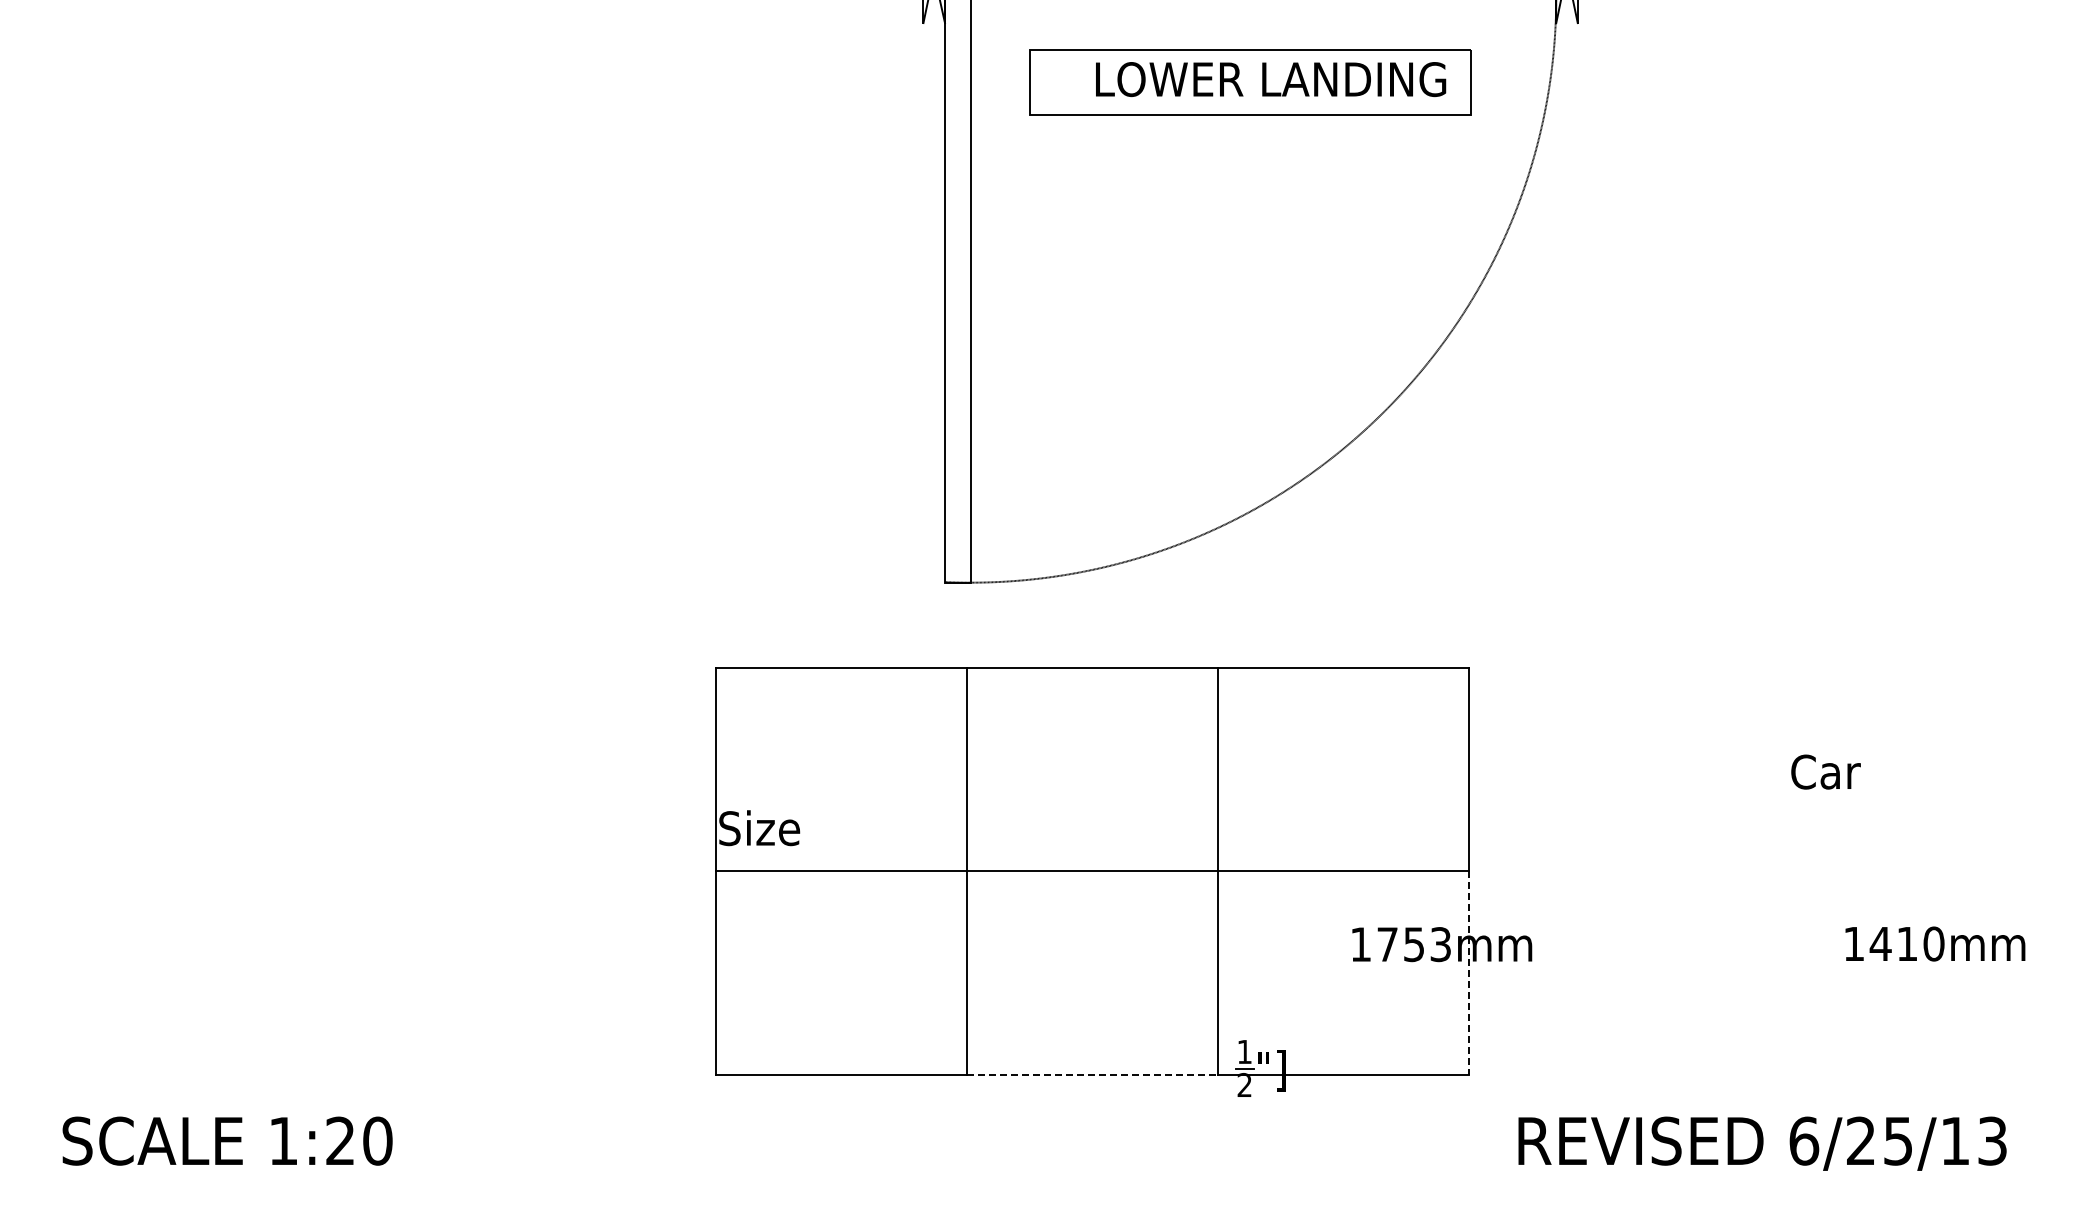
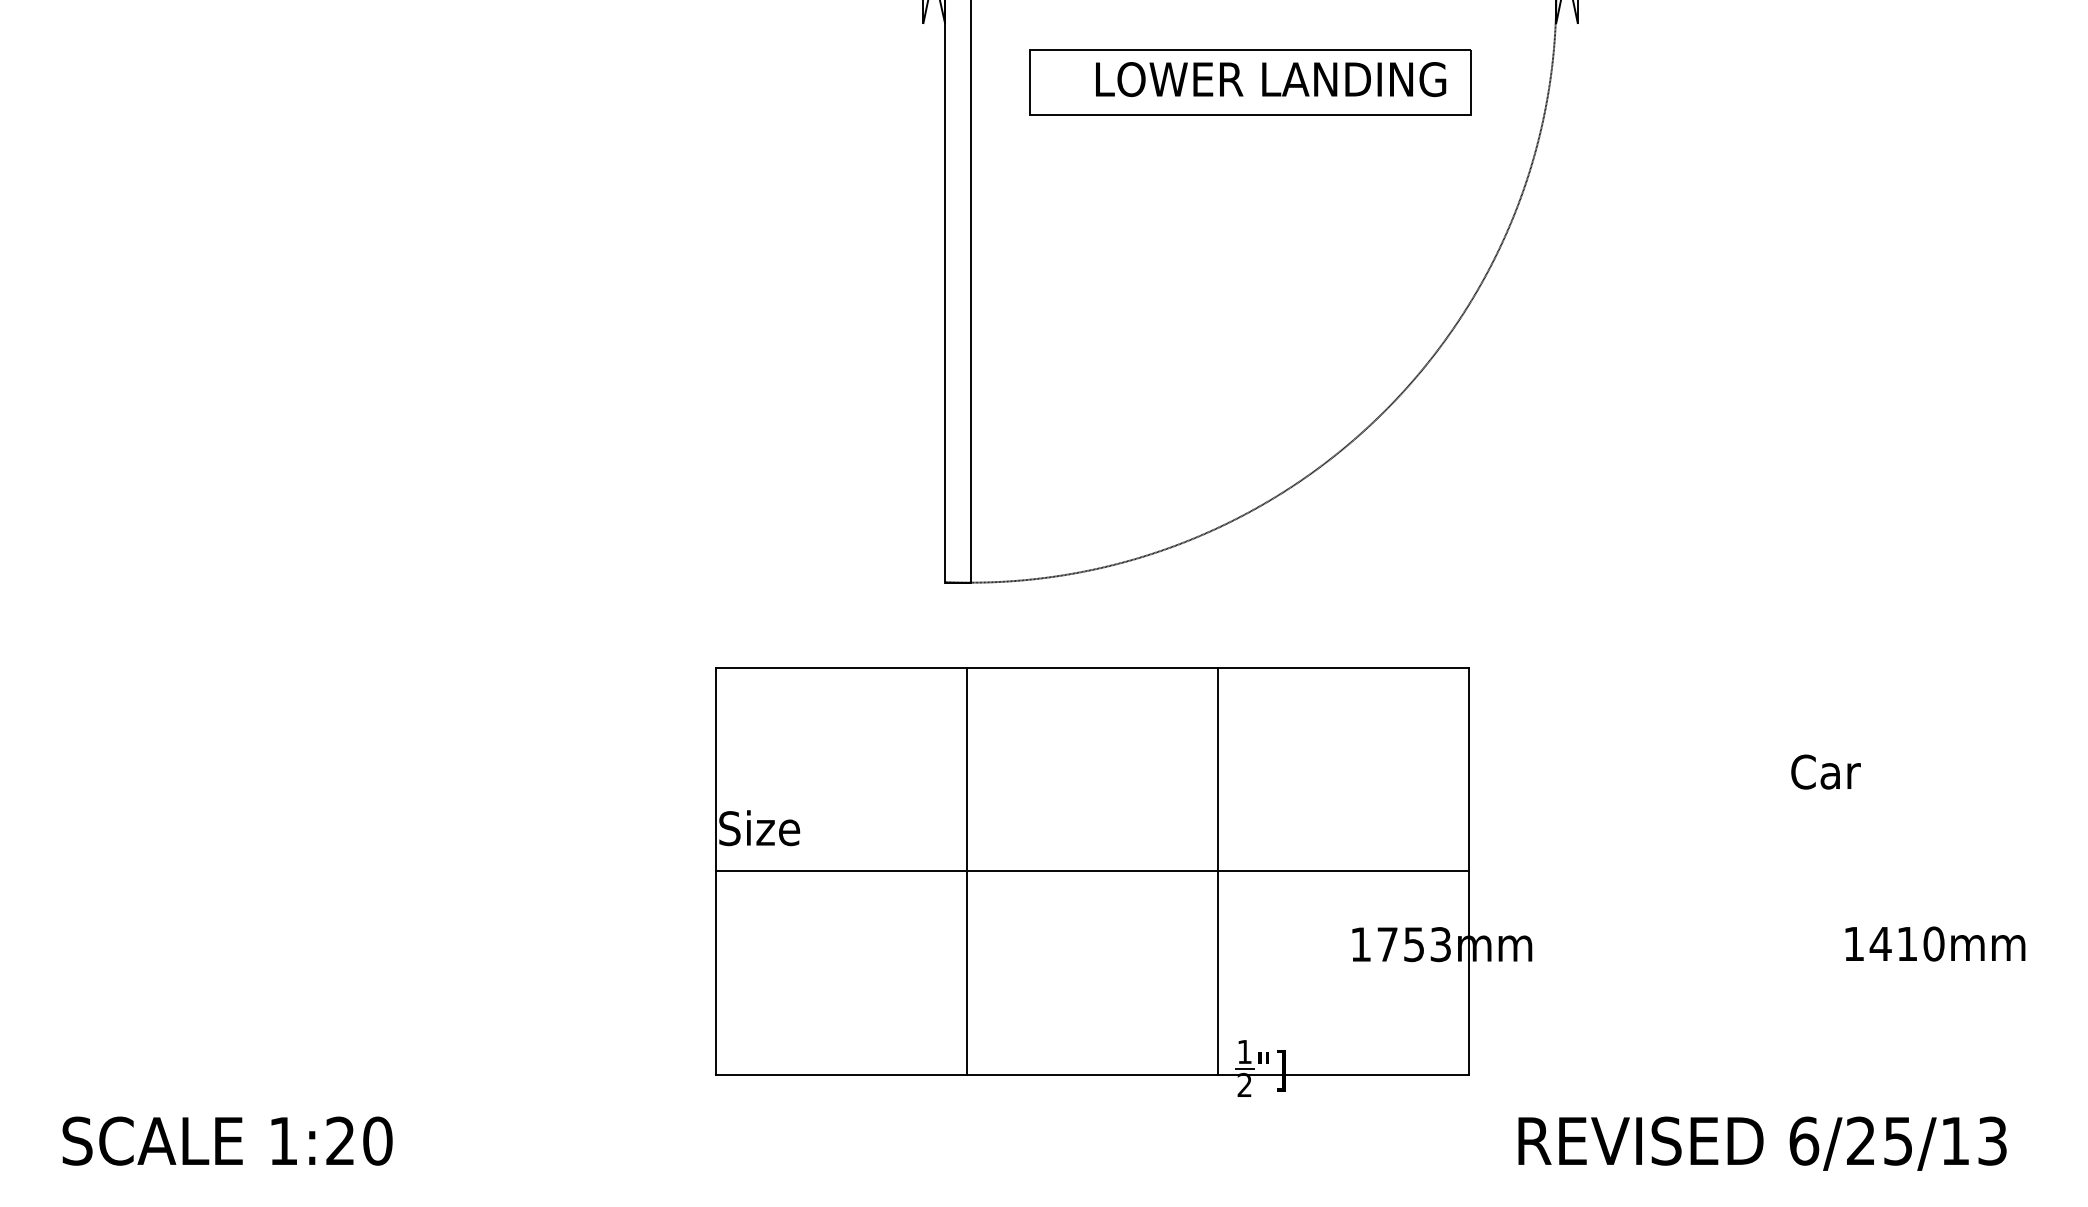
line: dashed -> solid (1468, 972)
line: dashed -> solid (1093, 1074)
